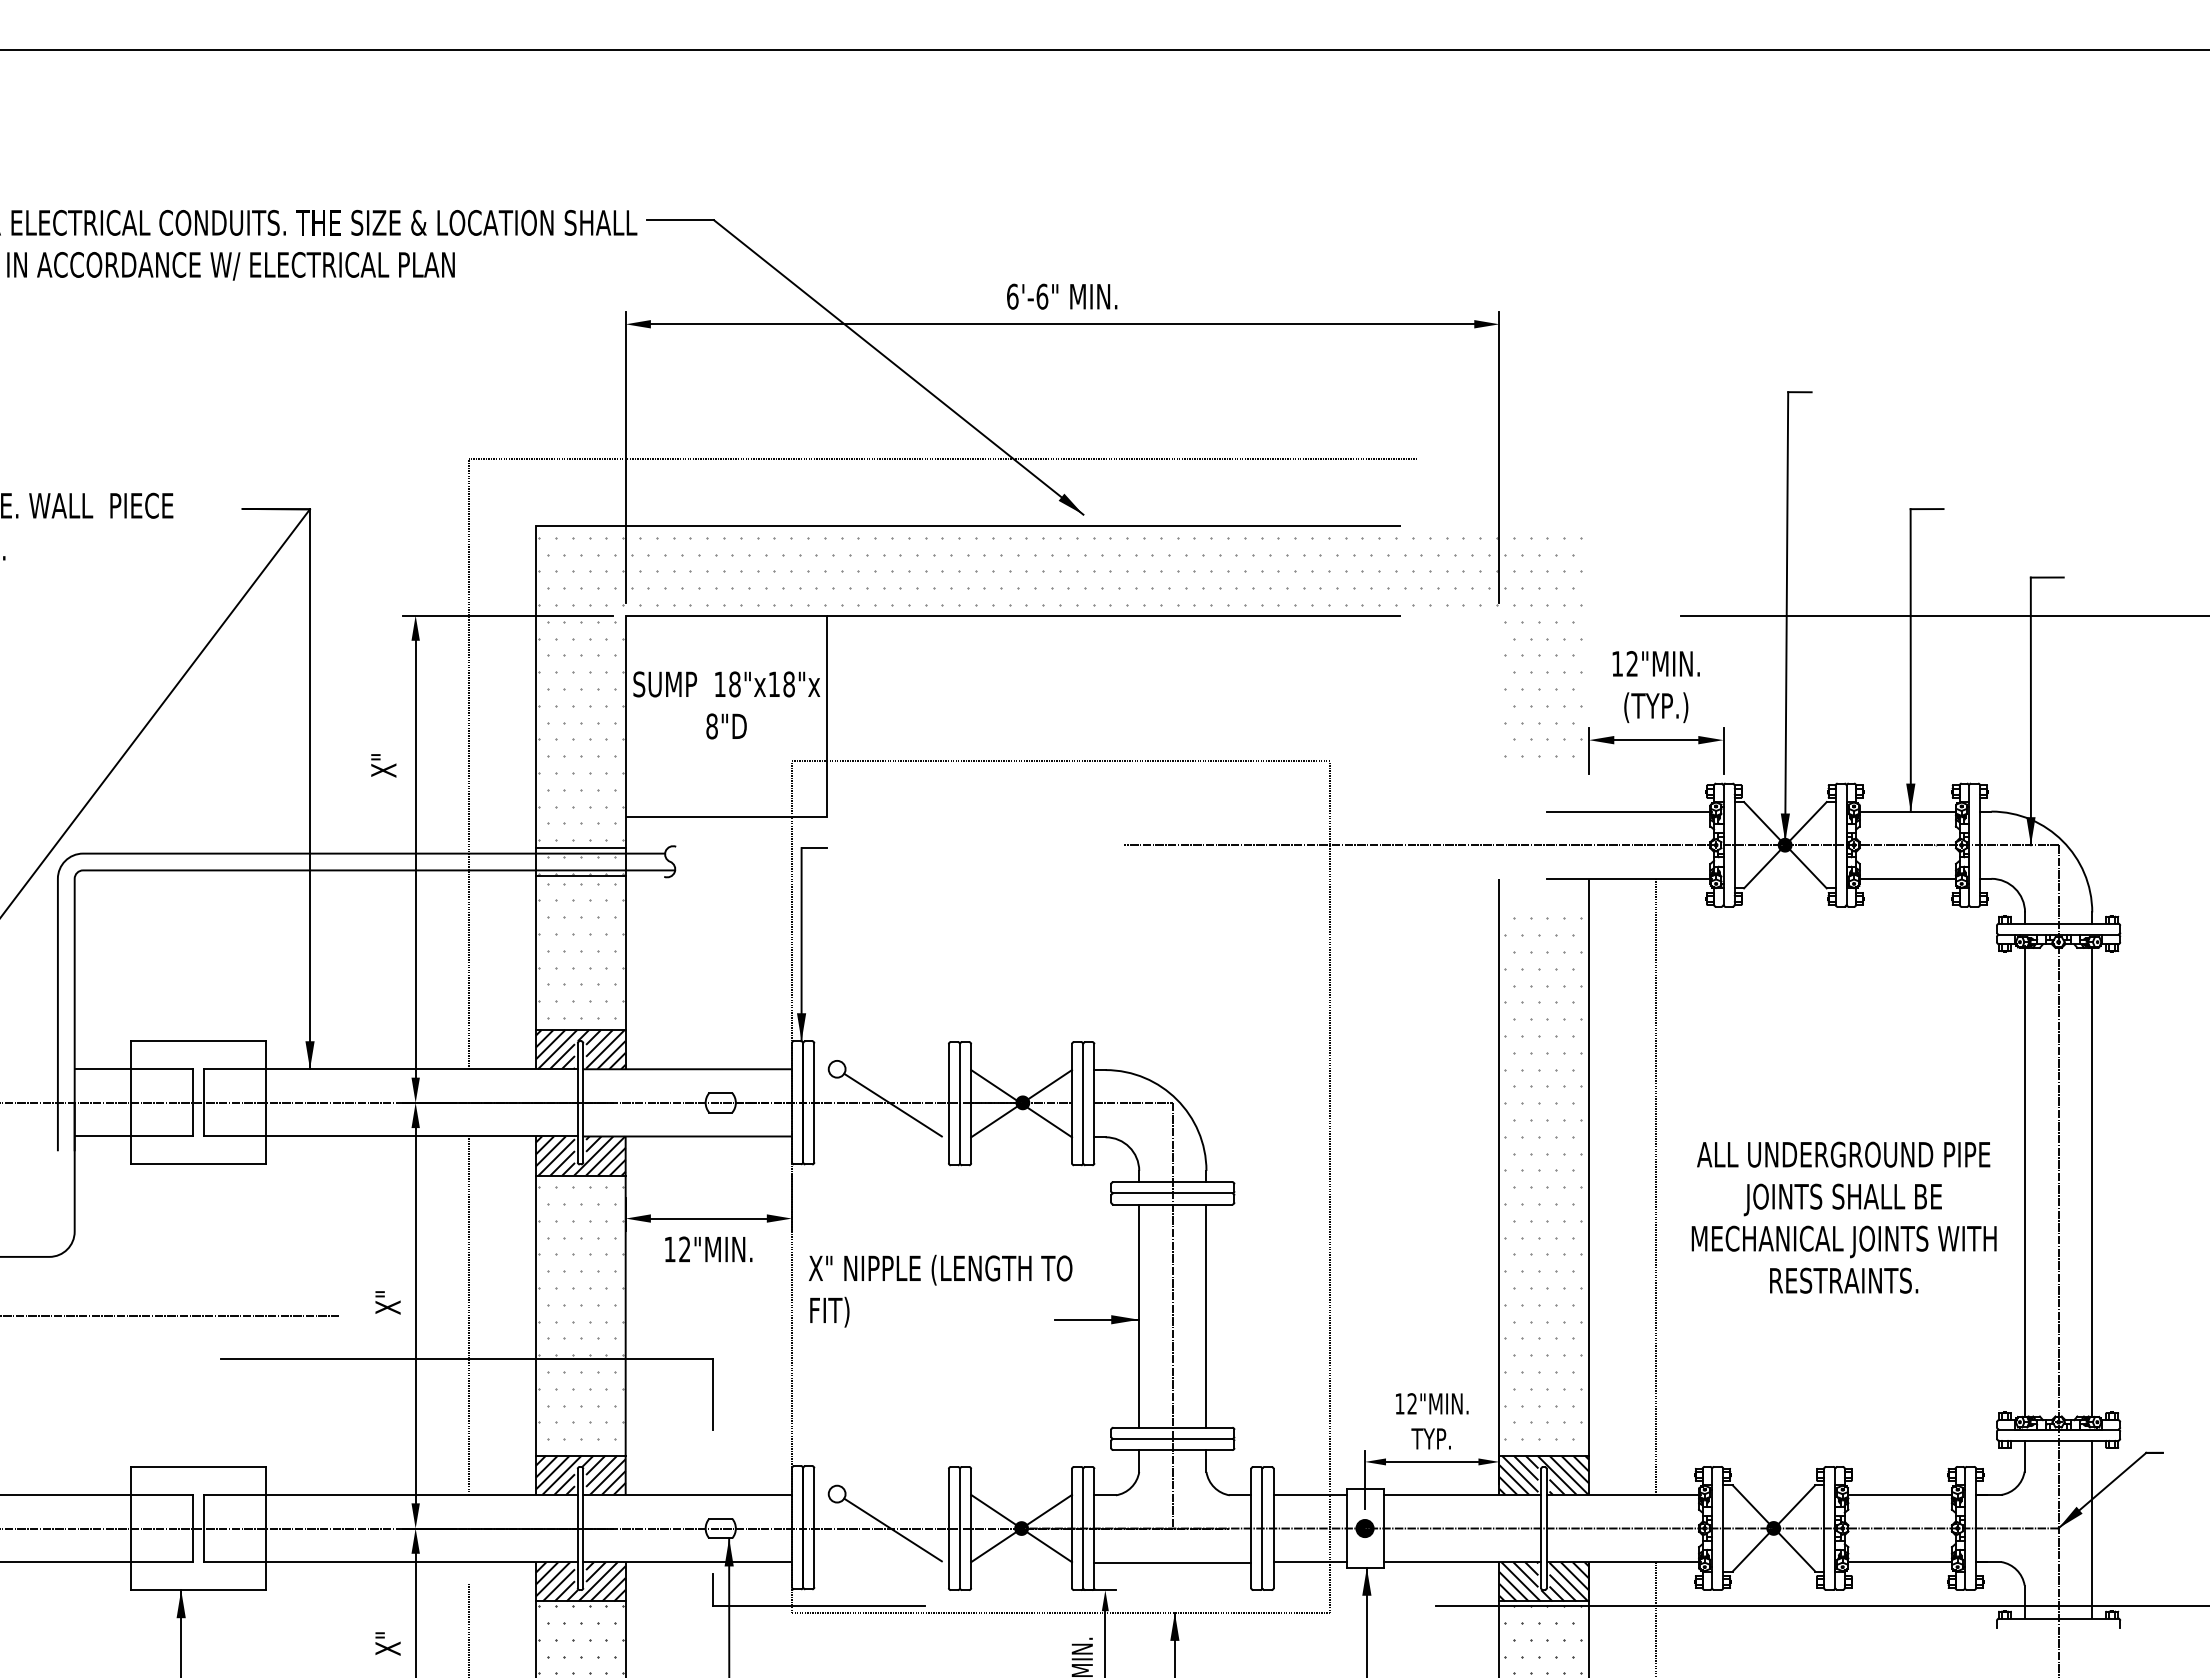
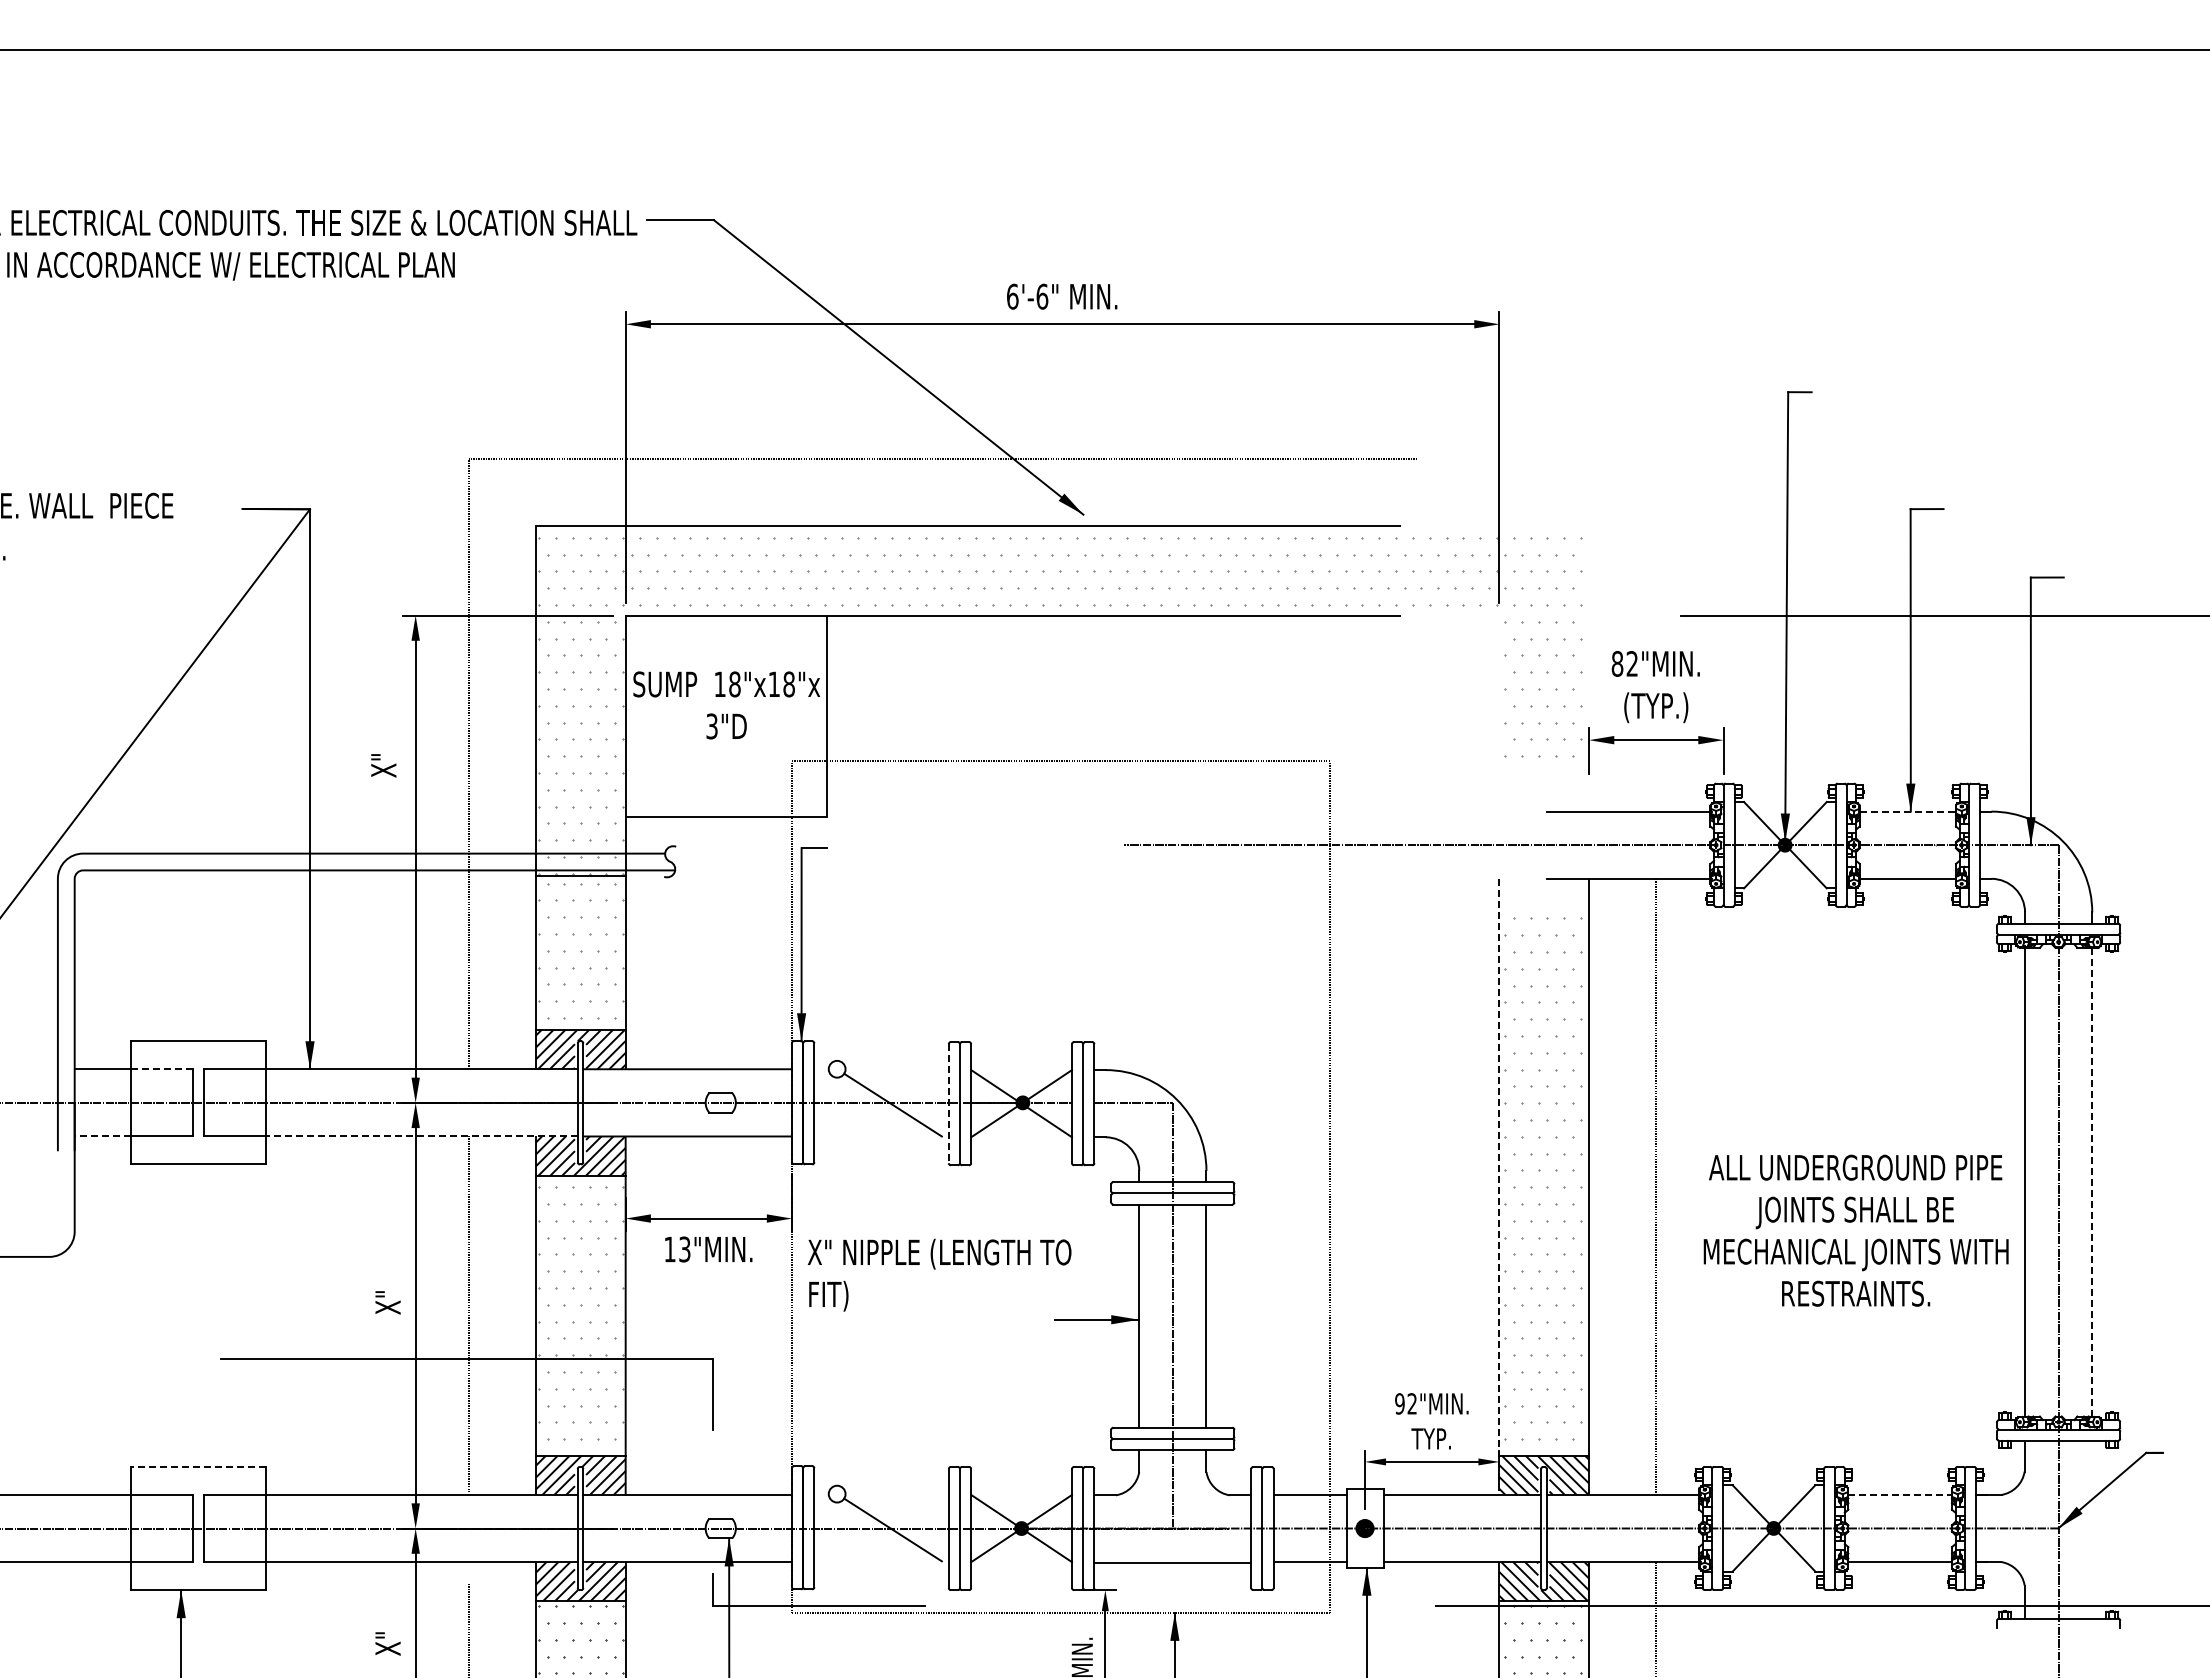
text: 12"MIN. -> 82"MIN. (1617, 663)
text: 8"D -> 3"D (711, 726)
line: solid -> dashed (1908, 811)
line: present -> none (580, 848)
line: solid -> dashed (162, 1069)
line: solid -> dashed (948, 1103)
line: solid -> dashed (102, 1136)
line: solid -> dashed (421, 1136)
line: solid -> dashed (2091, 1181)
line: solid -> dashed (1499, 1187)
text position: (1843, 1217) -> (1855, 1230) (1855, 1230)
text: 12"MIN. -> 13"MIN. (684, 1249)
text position: (940, 1290) -> (939, 1274) (939, 1274)
line: present -> none (170, 1315)
text: 12"MIN. -> 92"MIN. (1399, 1403)
line: solid -> dashed (197, 1466)
line: solid -> dashed (1900, 1494)
line: present -> none (2091, 1529)
